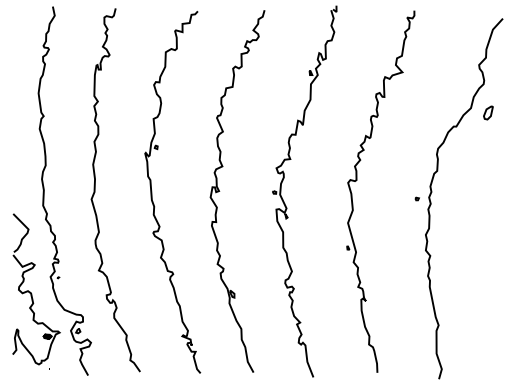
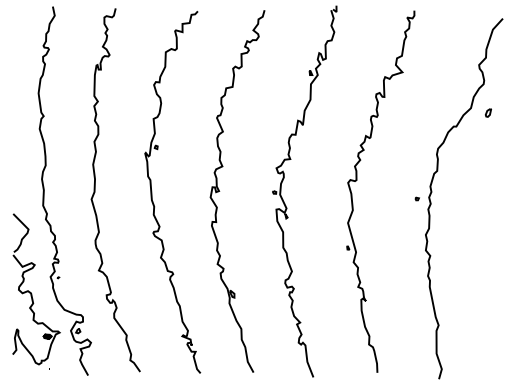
part size: 11x16 px -> 7x10 px (488, 112)
